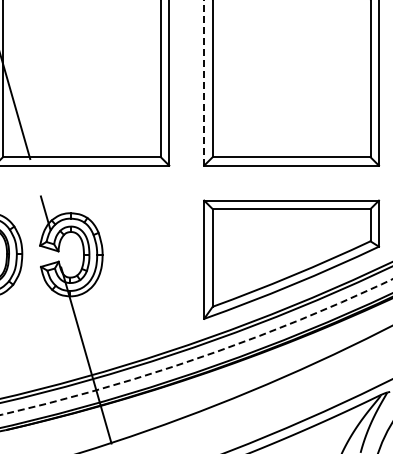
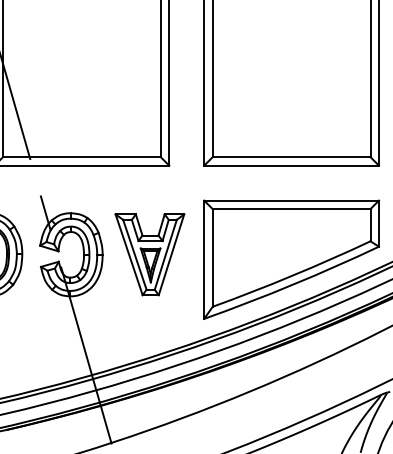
line: dashed -> solid (204, 82)
part: none -> present (149, 254)
arc: dashed -> solid (201, 357)
